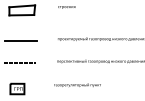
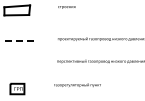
part position: (22, 10) -> (17, 10) (17, 10)
line: solid -> dashed (20, 41)
line: present -> none (19, 63)
